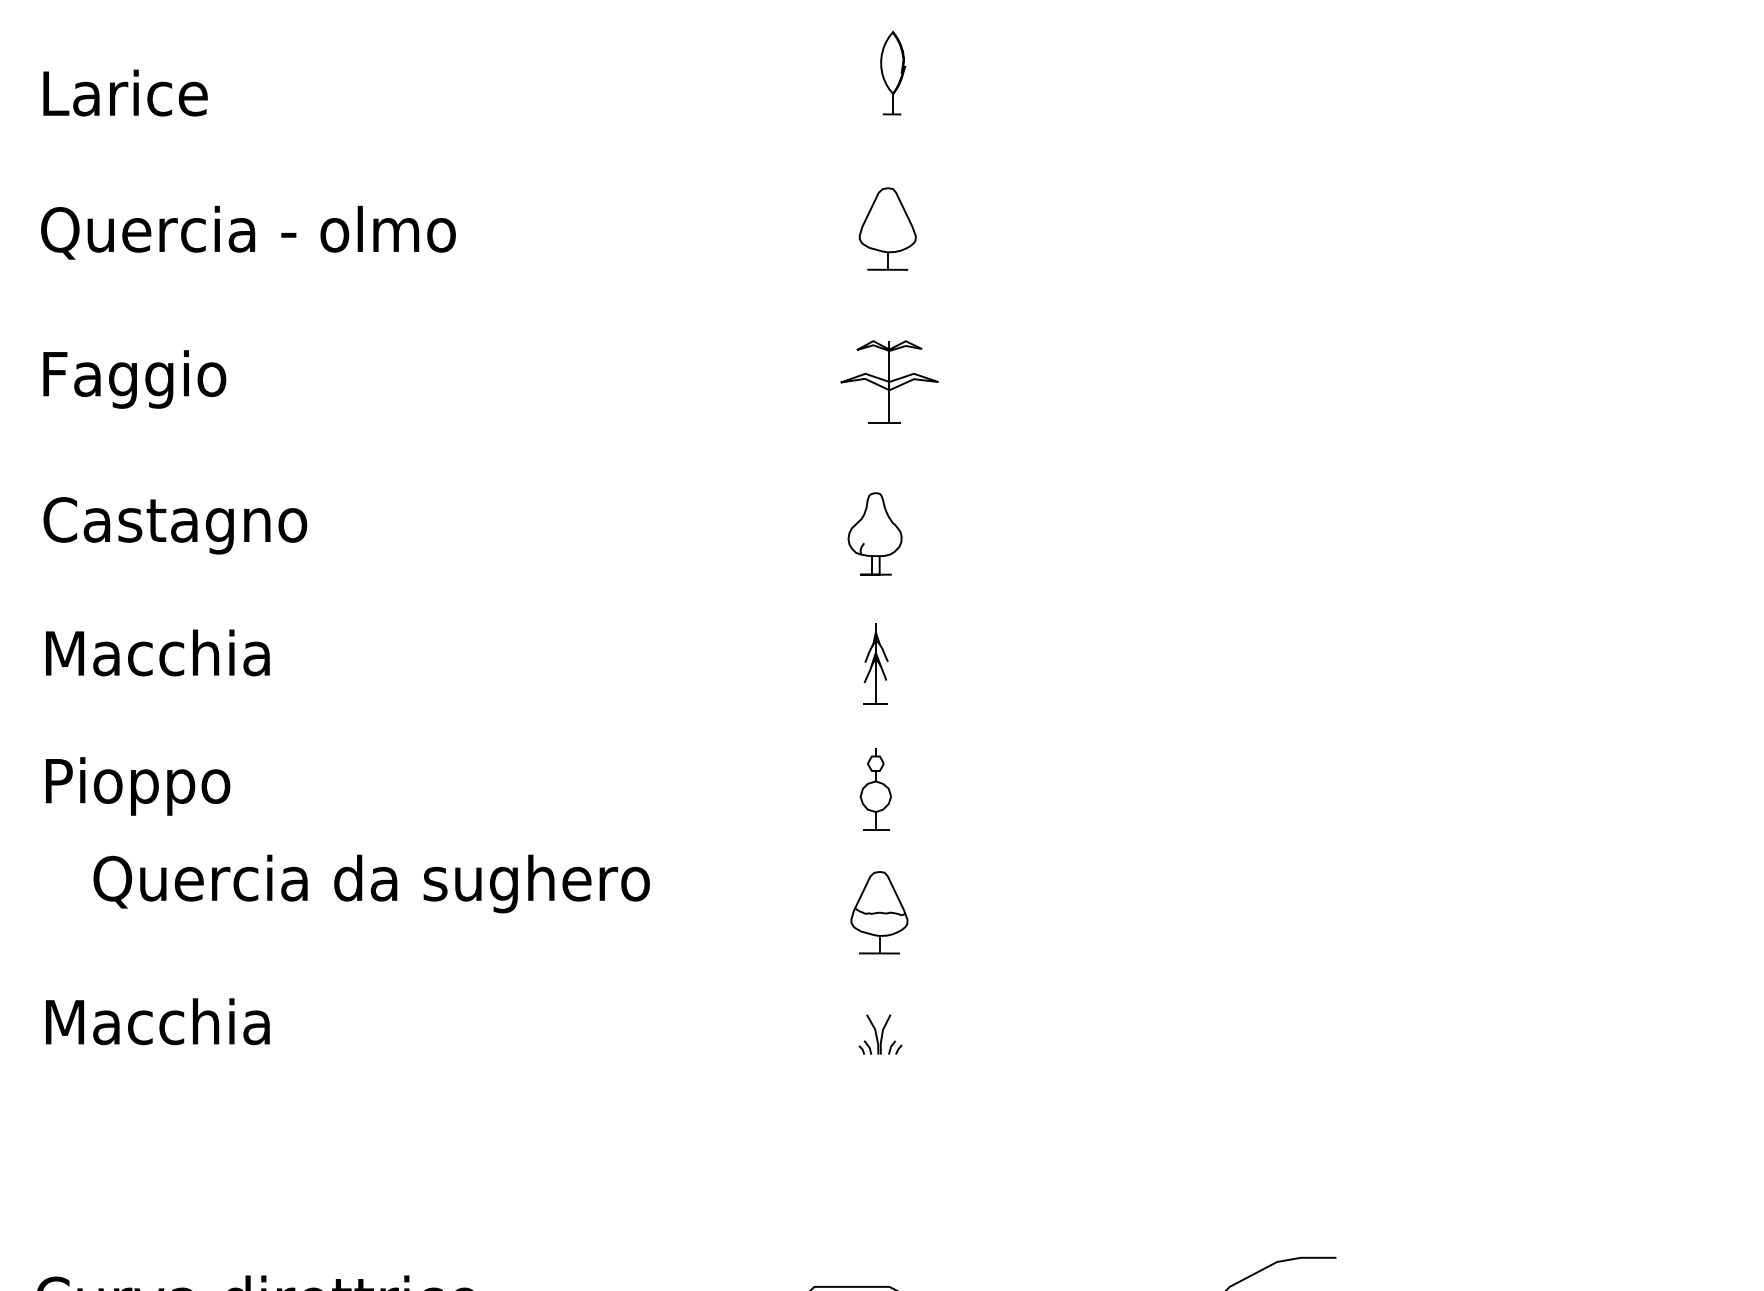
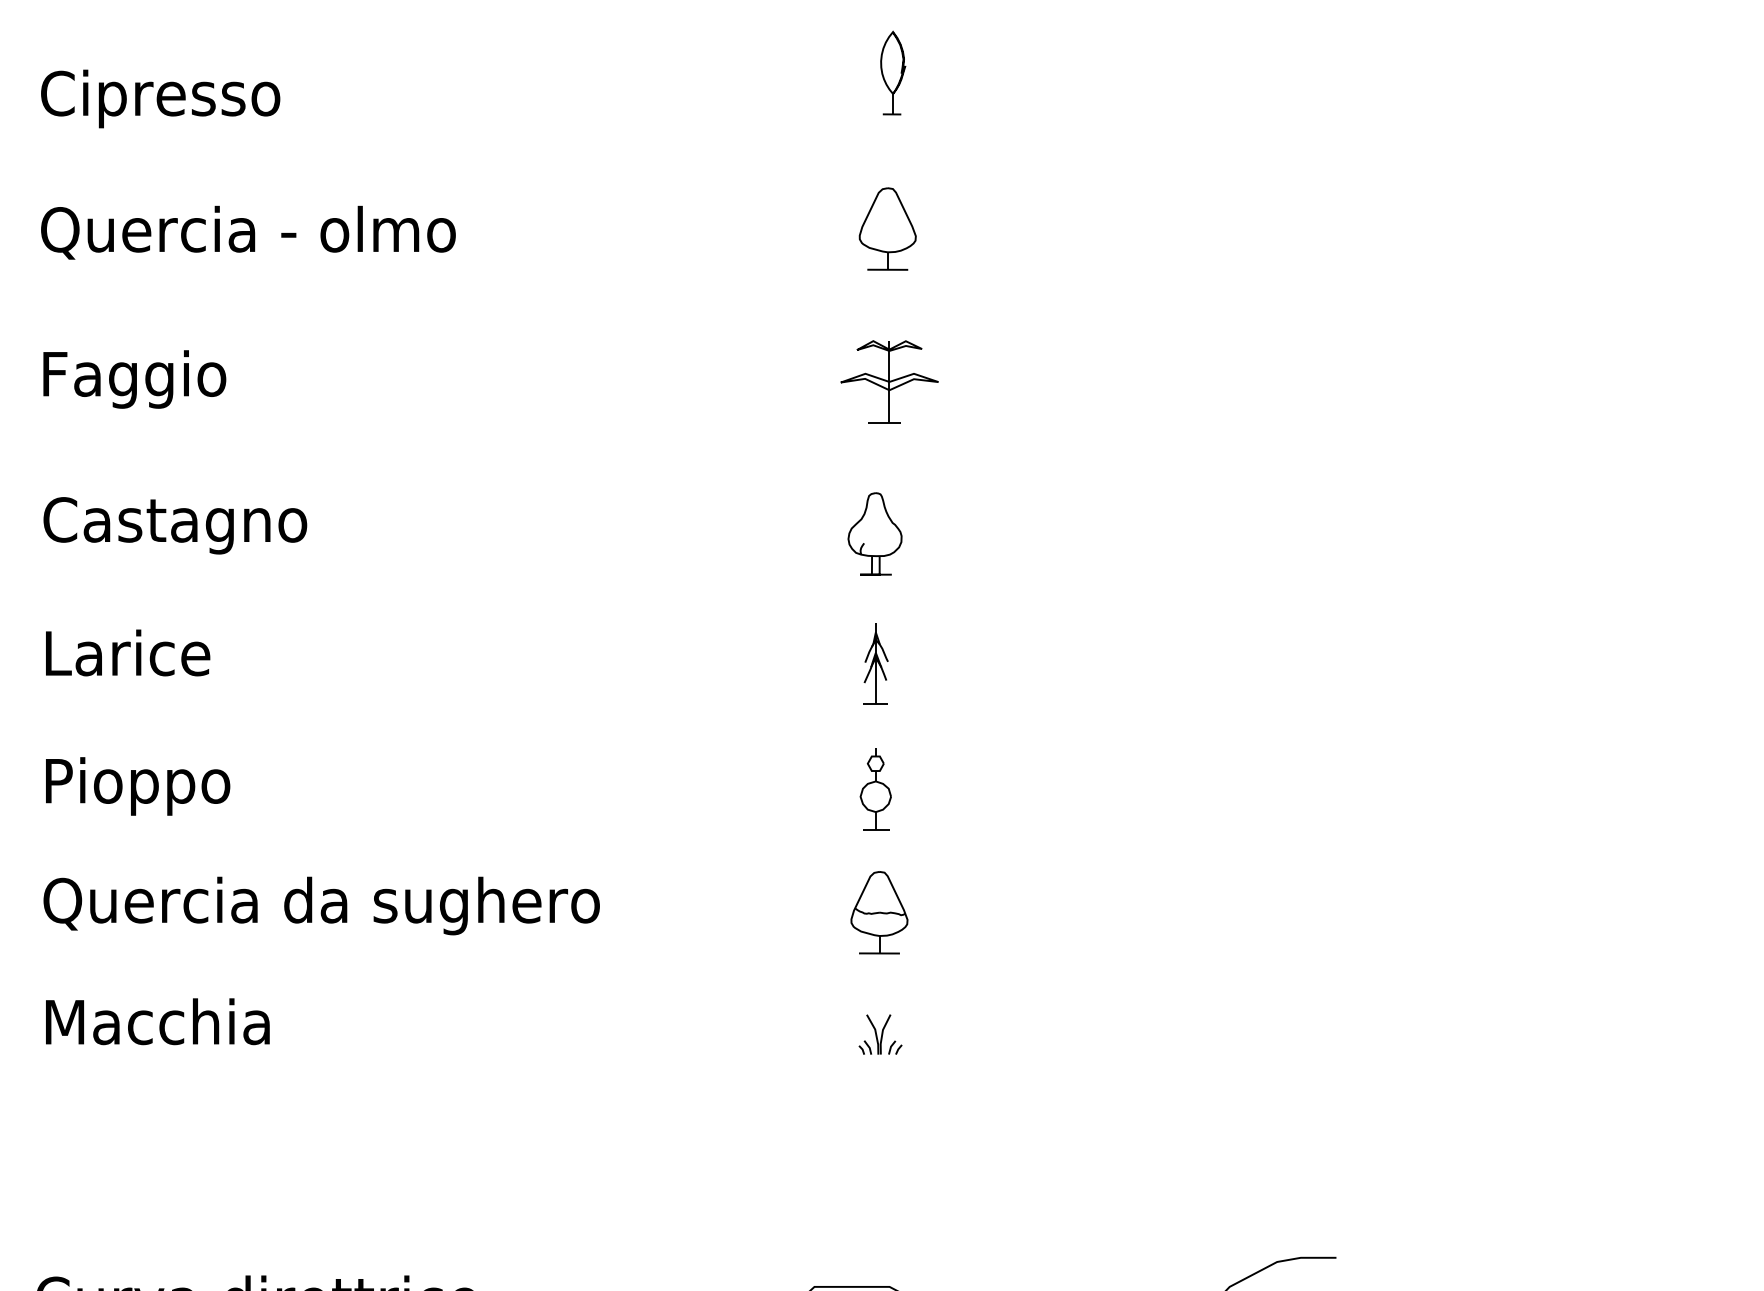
text: Larice -> Cipresso (160, 98)
text: Macchia -> Larice (160, 652)
text position: (371, 883) -> (321, 905) (321, 905)
